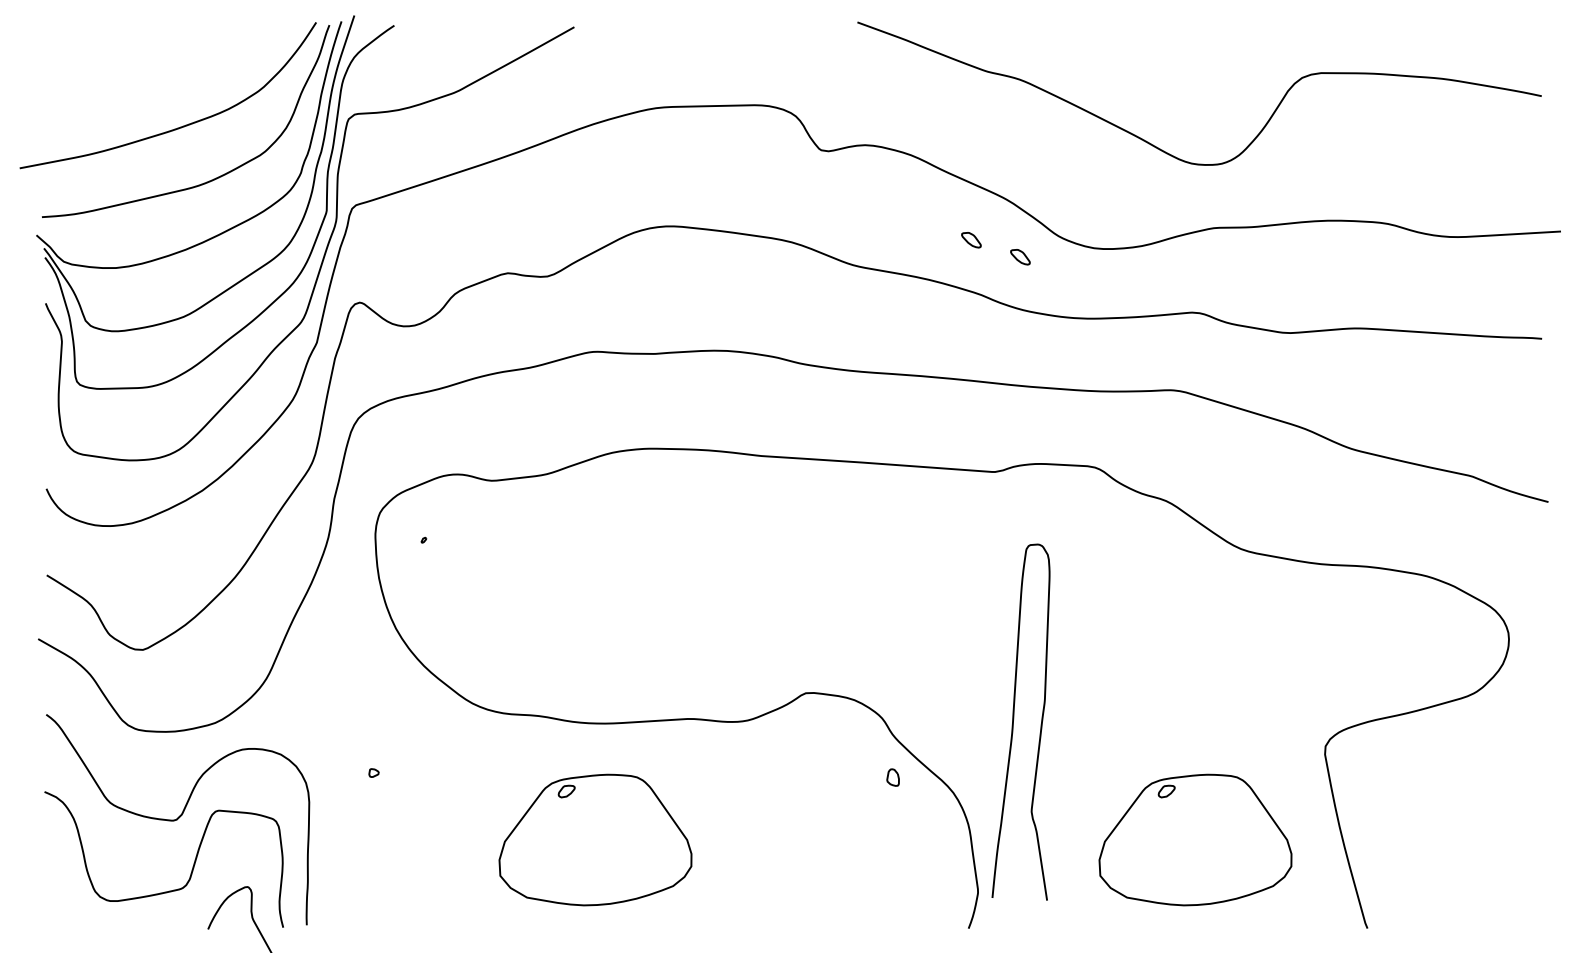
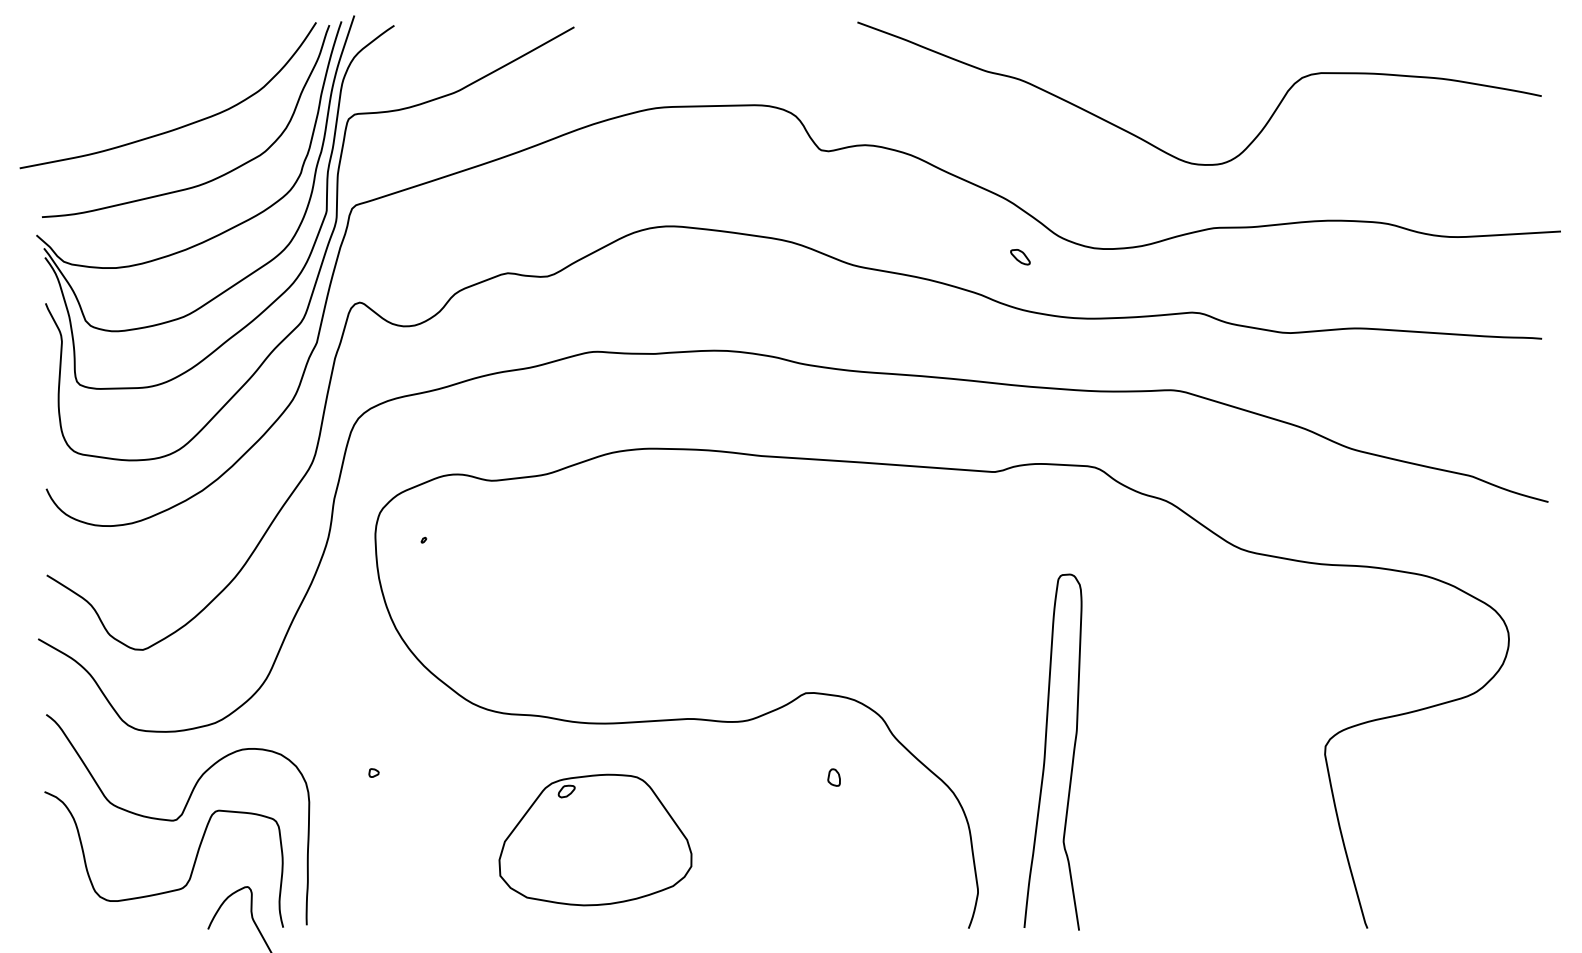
part: present -> none (971, 240)
curve position: (1014, 719) -> (1046, 749) (1046, 749)
part position: (892, 777) -> (833, 777) (833, 777)
part: present -> none (1195, 839)
